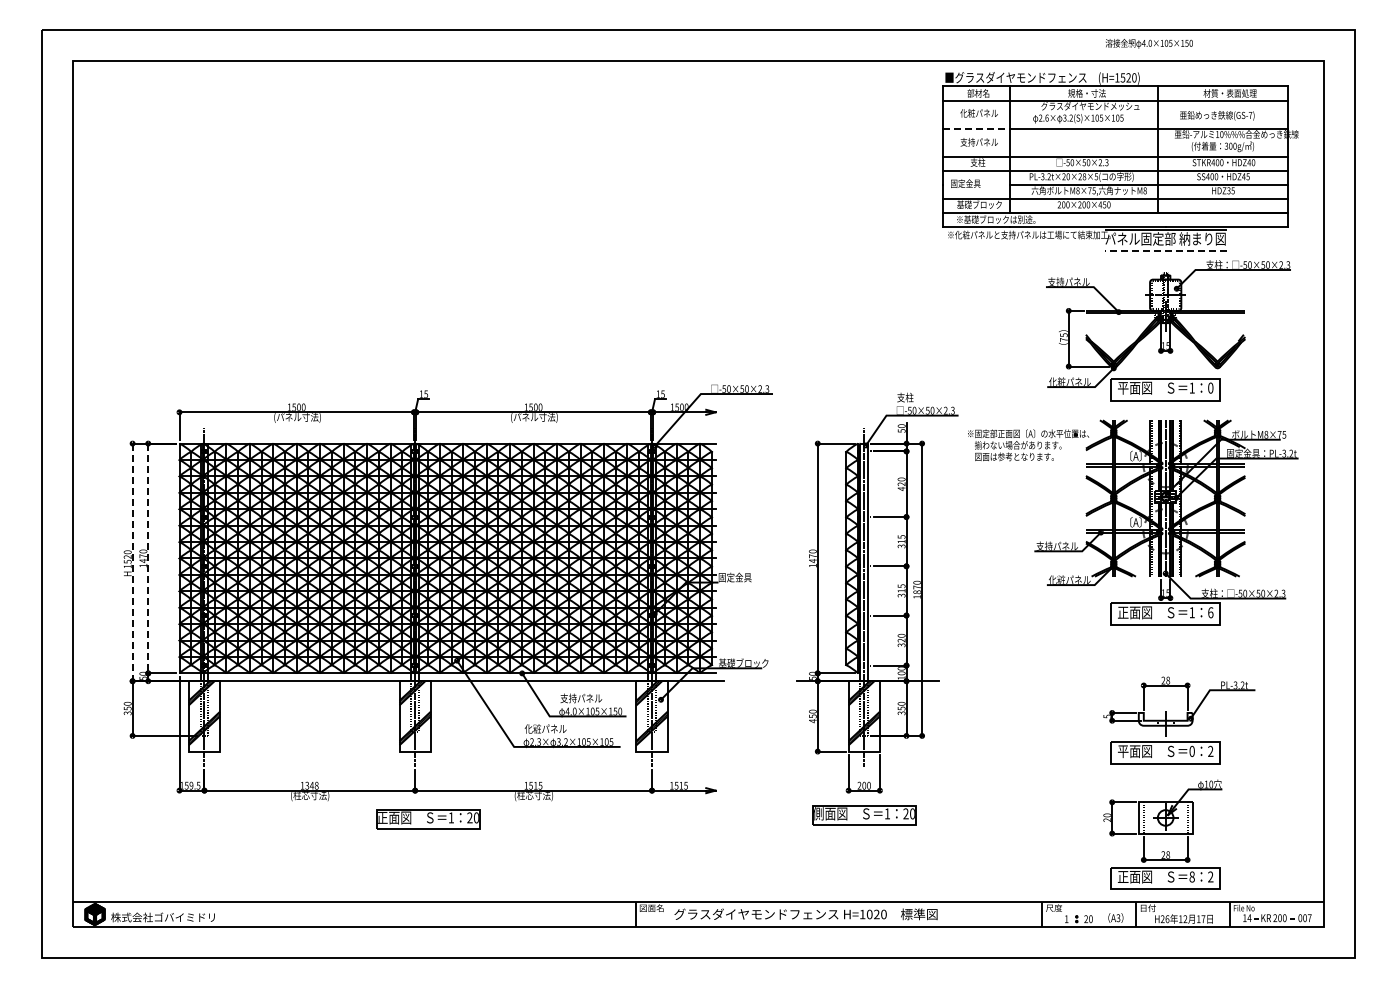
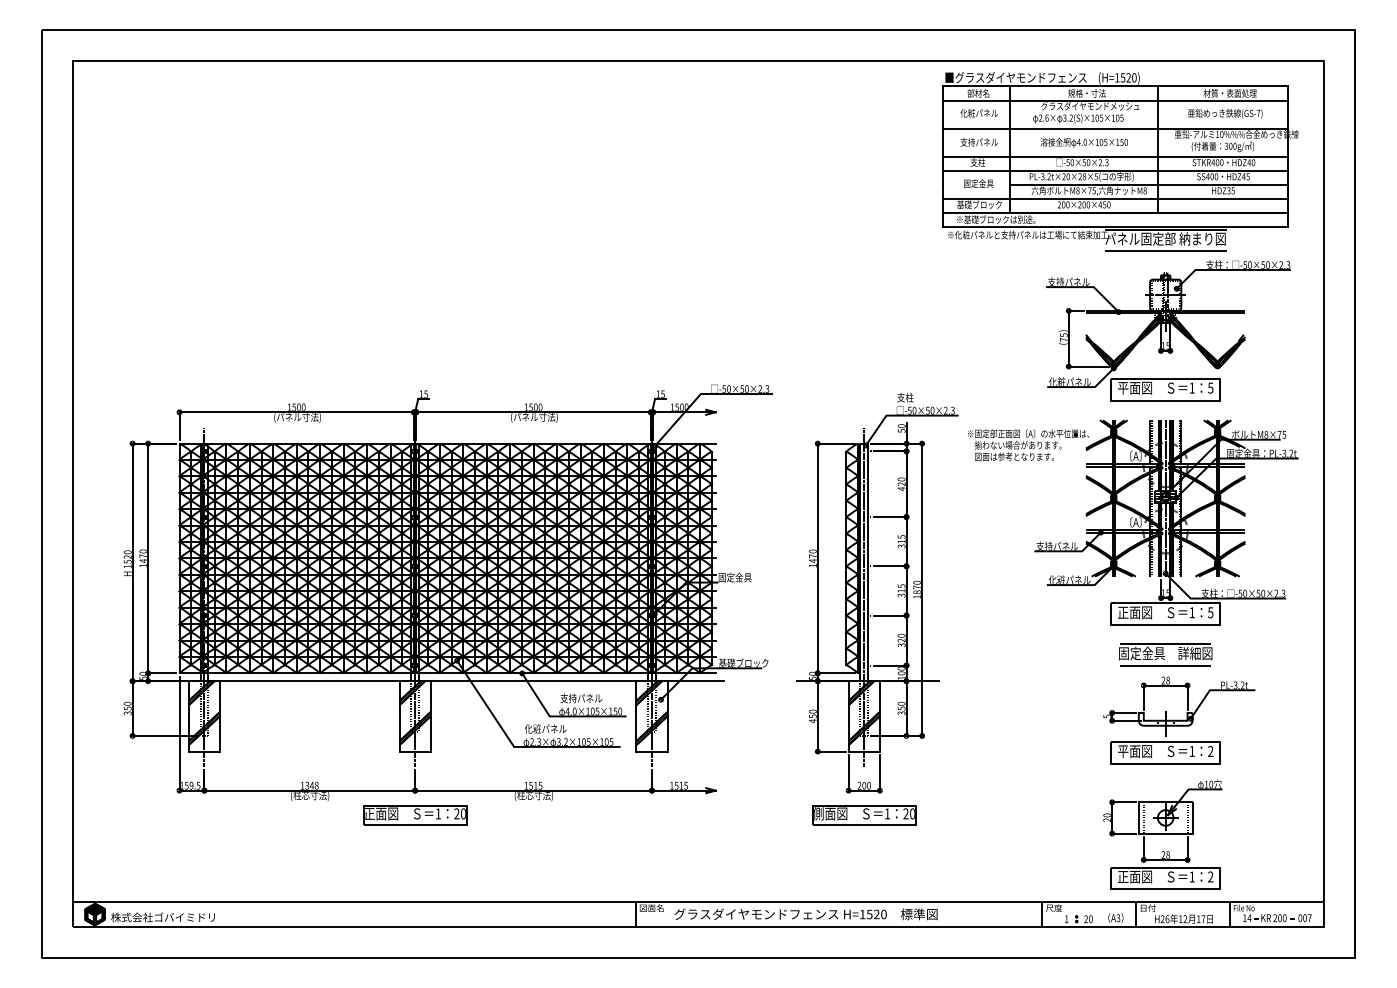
text position: (1149, 43) -> (1084, 142) (1084, 142)
text position: (1217, 115) -> (1225, 113) (1225, 113)
line: dashed -> solid (976, 128)
text position: (965, 183) -> (978, 183) (978, 183)
line: dashed -> solid (1165, 251)
text: 0 -> 5 (1210, 387)
line: dashed -> solid (148, 558)
line: dashed -> solid (132, 562)
text: 6 -> 5 (1210, 612)
part: none -> present (1165, 654)
text: 0 -> 1 (1191, 751)
part position: (428, 819) -> (415, 815) (415, 815)
text: 8 -> 1 (1191, 876)
text: H=1020 -> H=1520 (869, 914)
